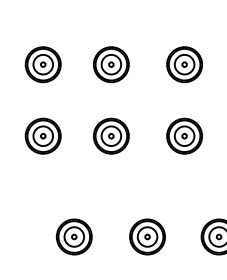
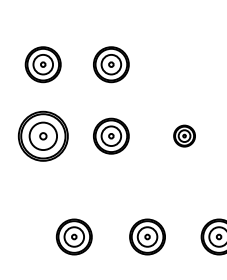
part: present -> none (184, 64)
part size: 38x38 px -> 52x52 px (42, 135)
part size: 37x38 px -> 23x24 px (184, 135)
